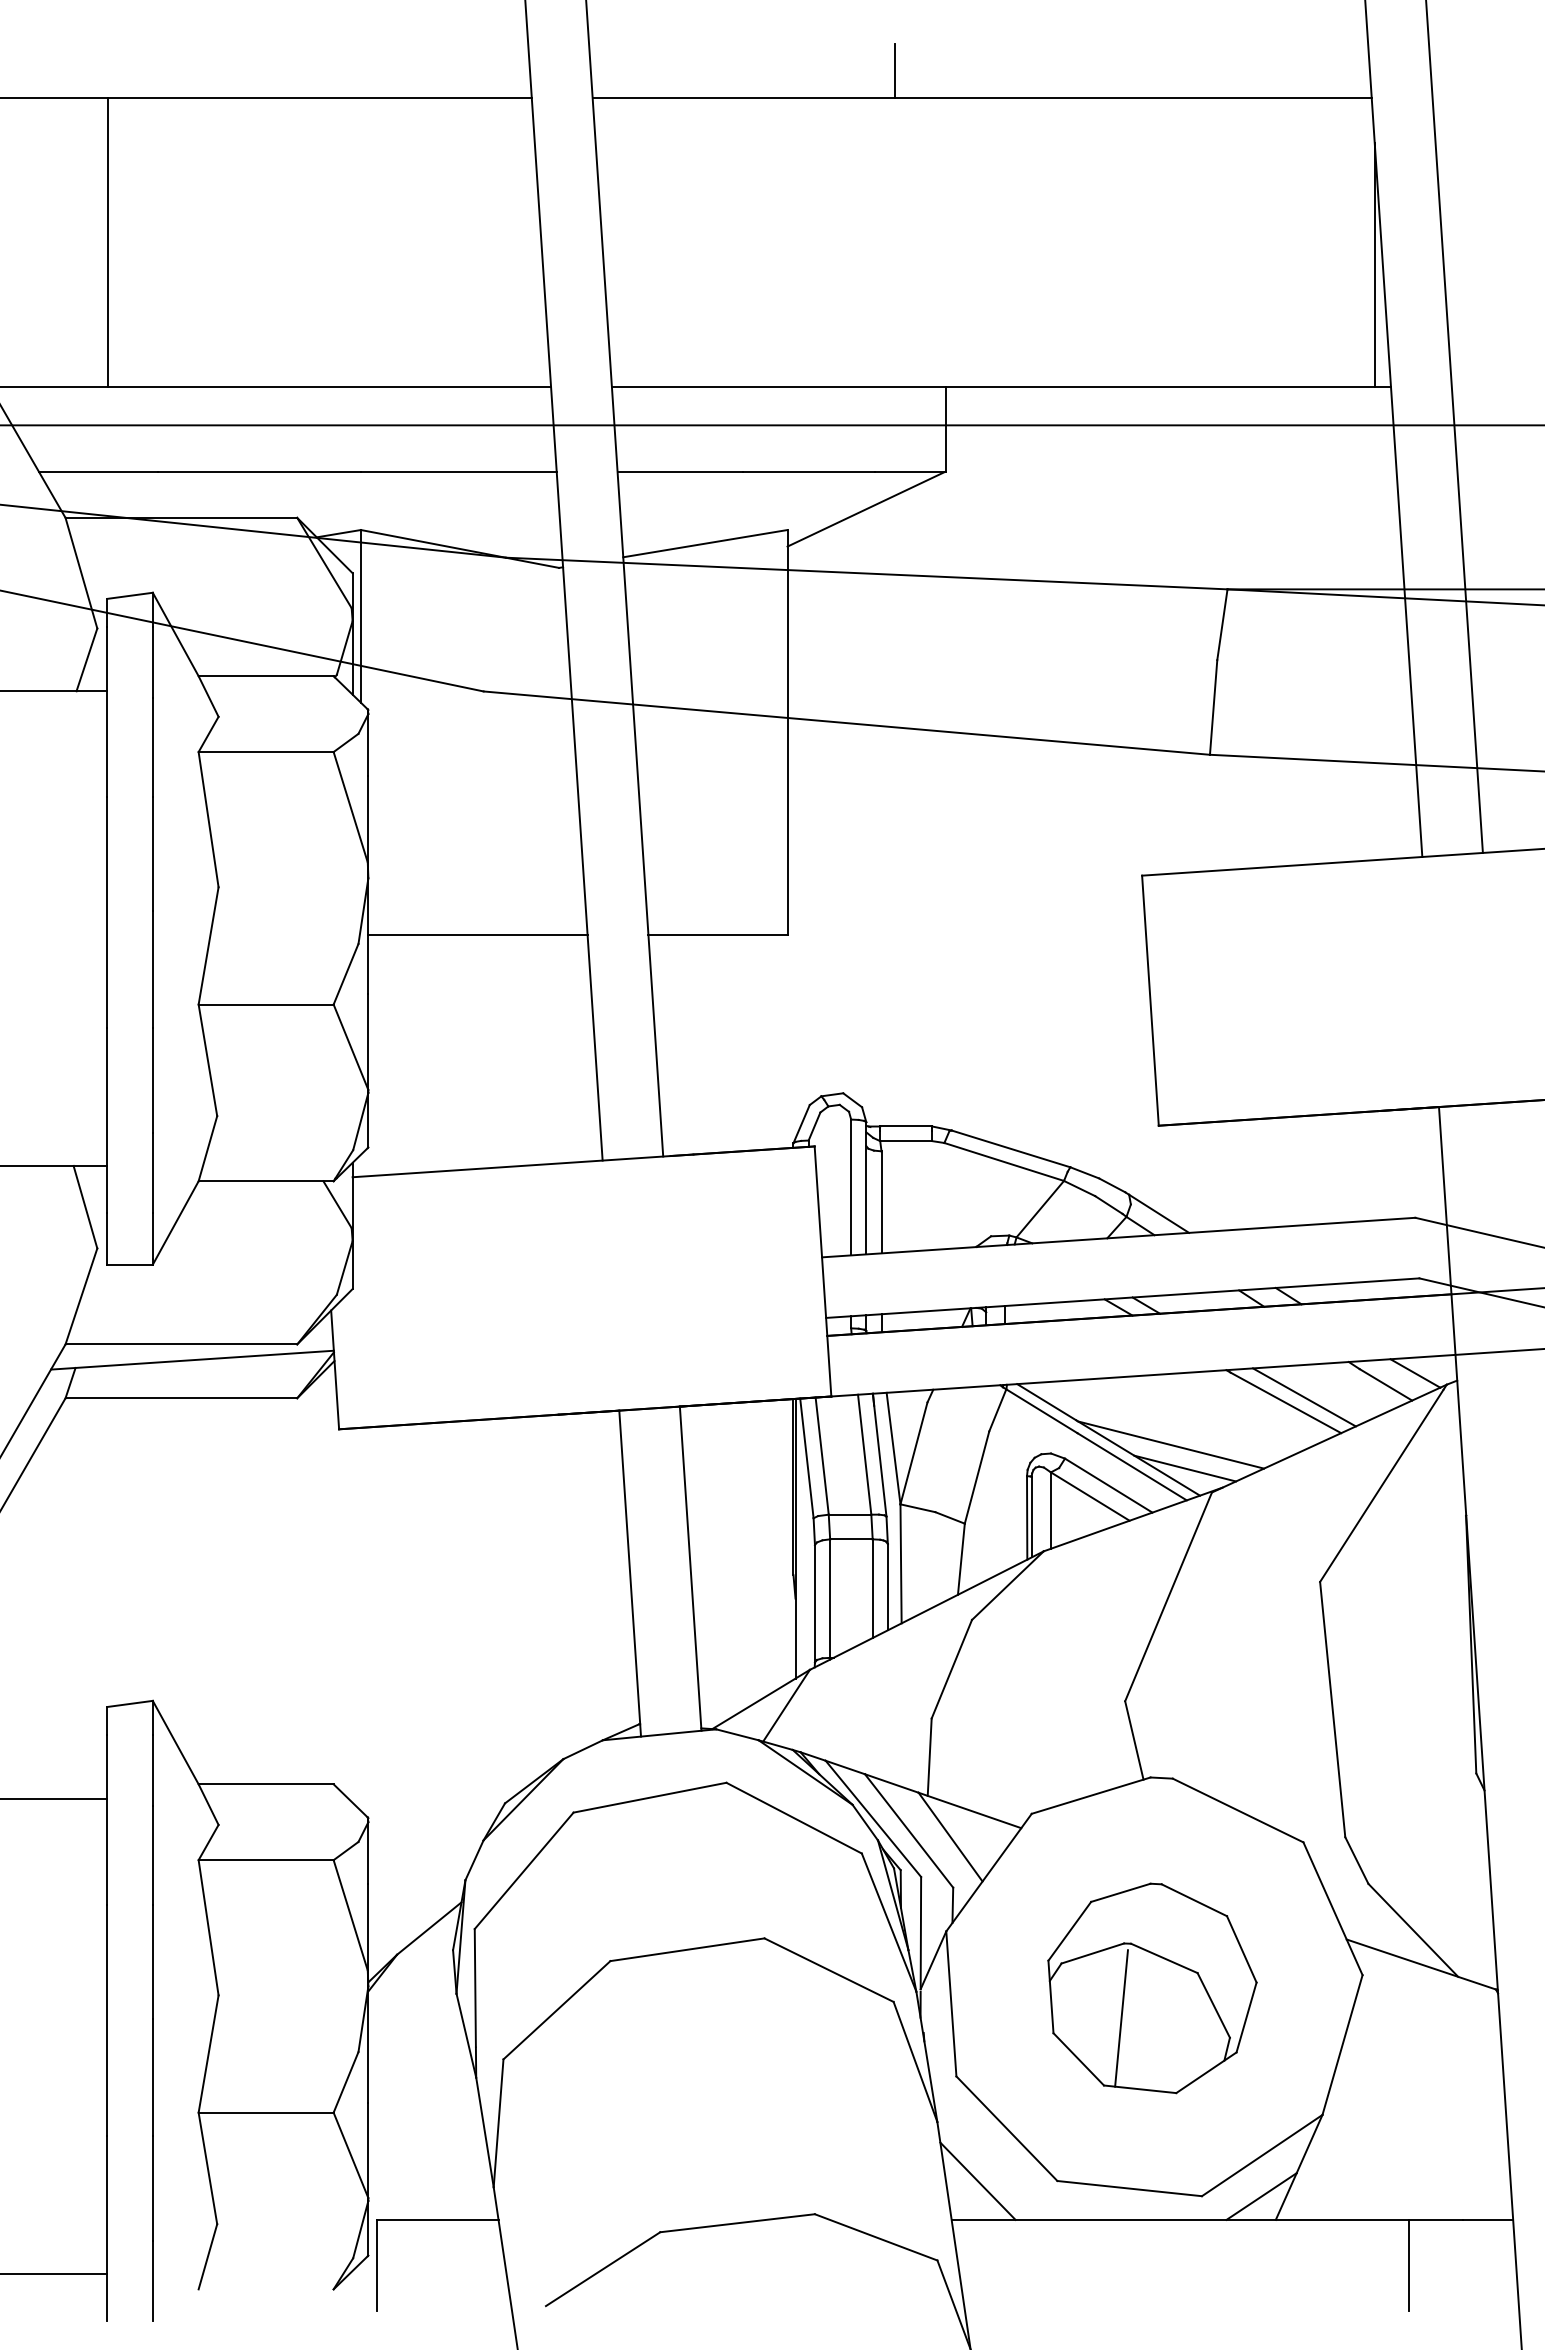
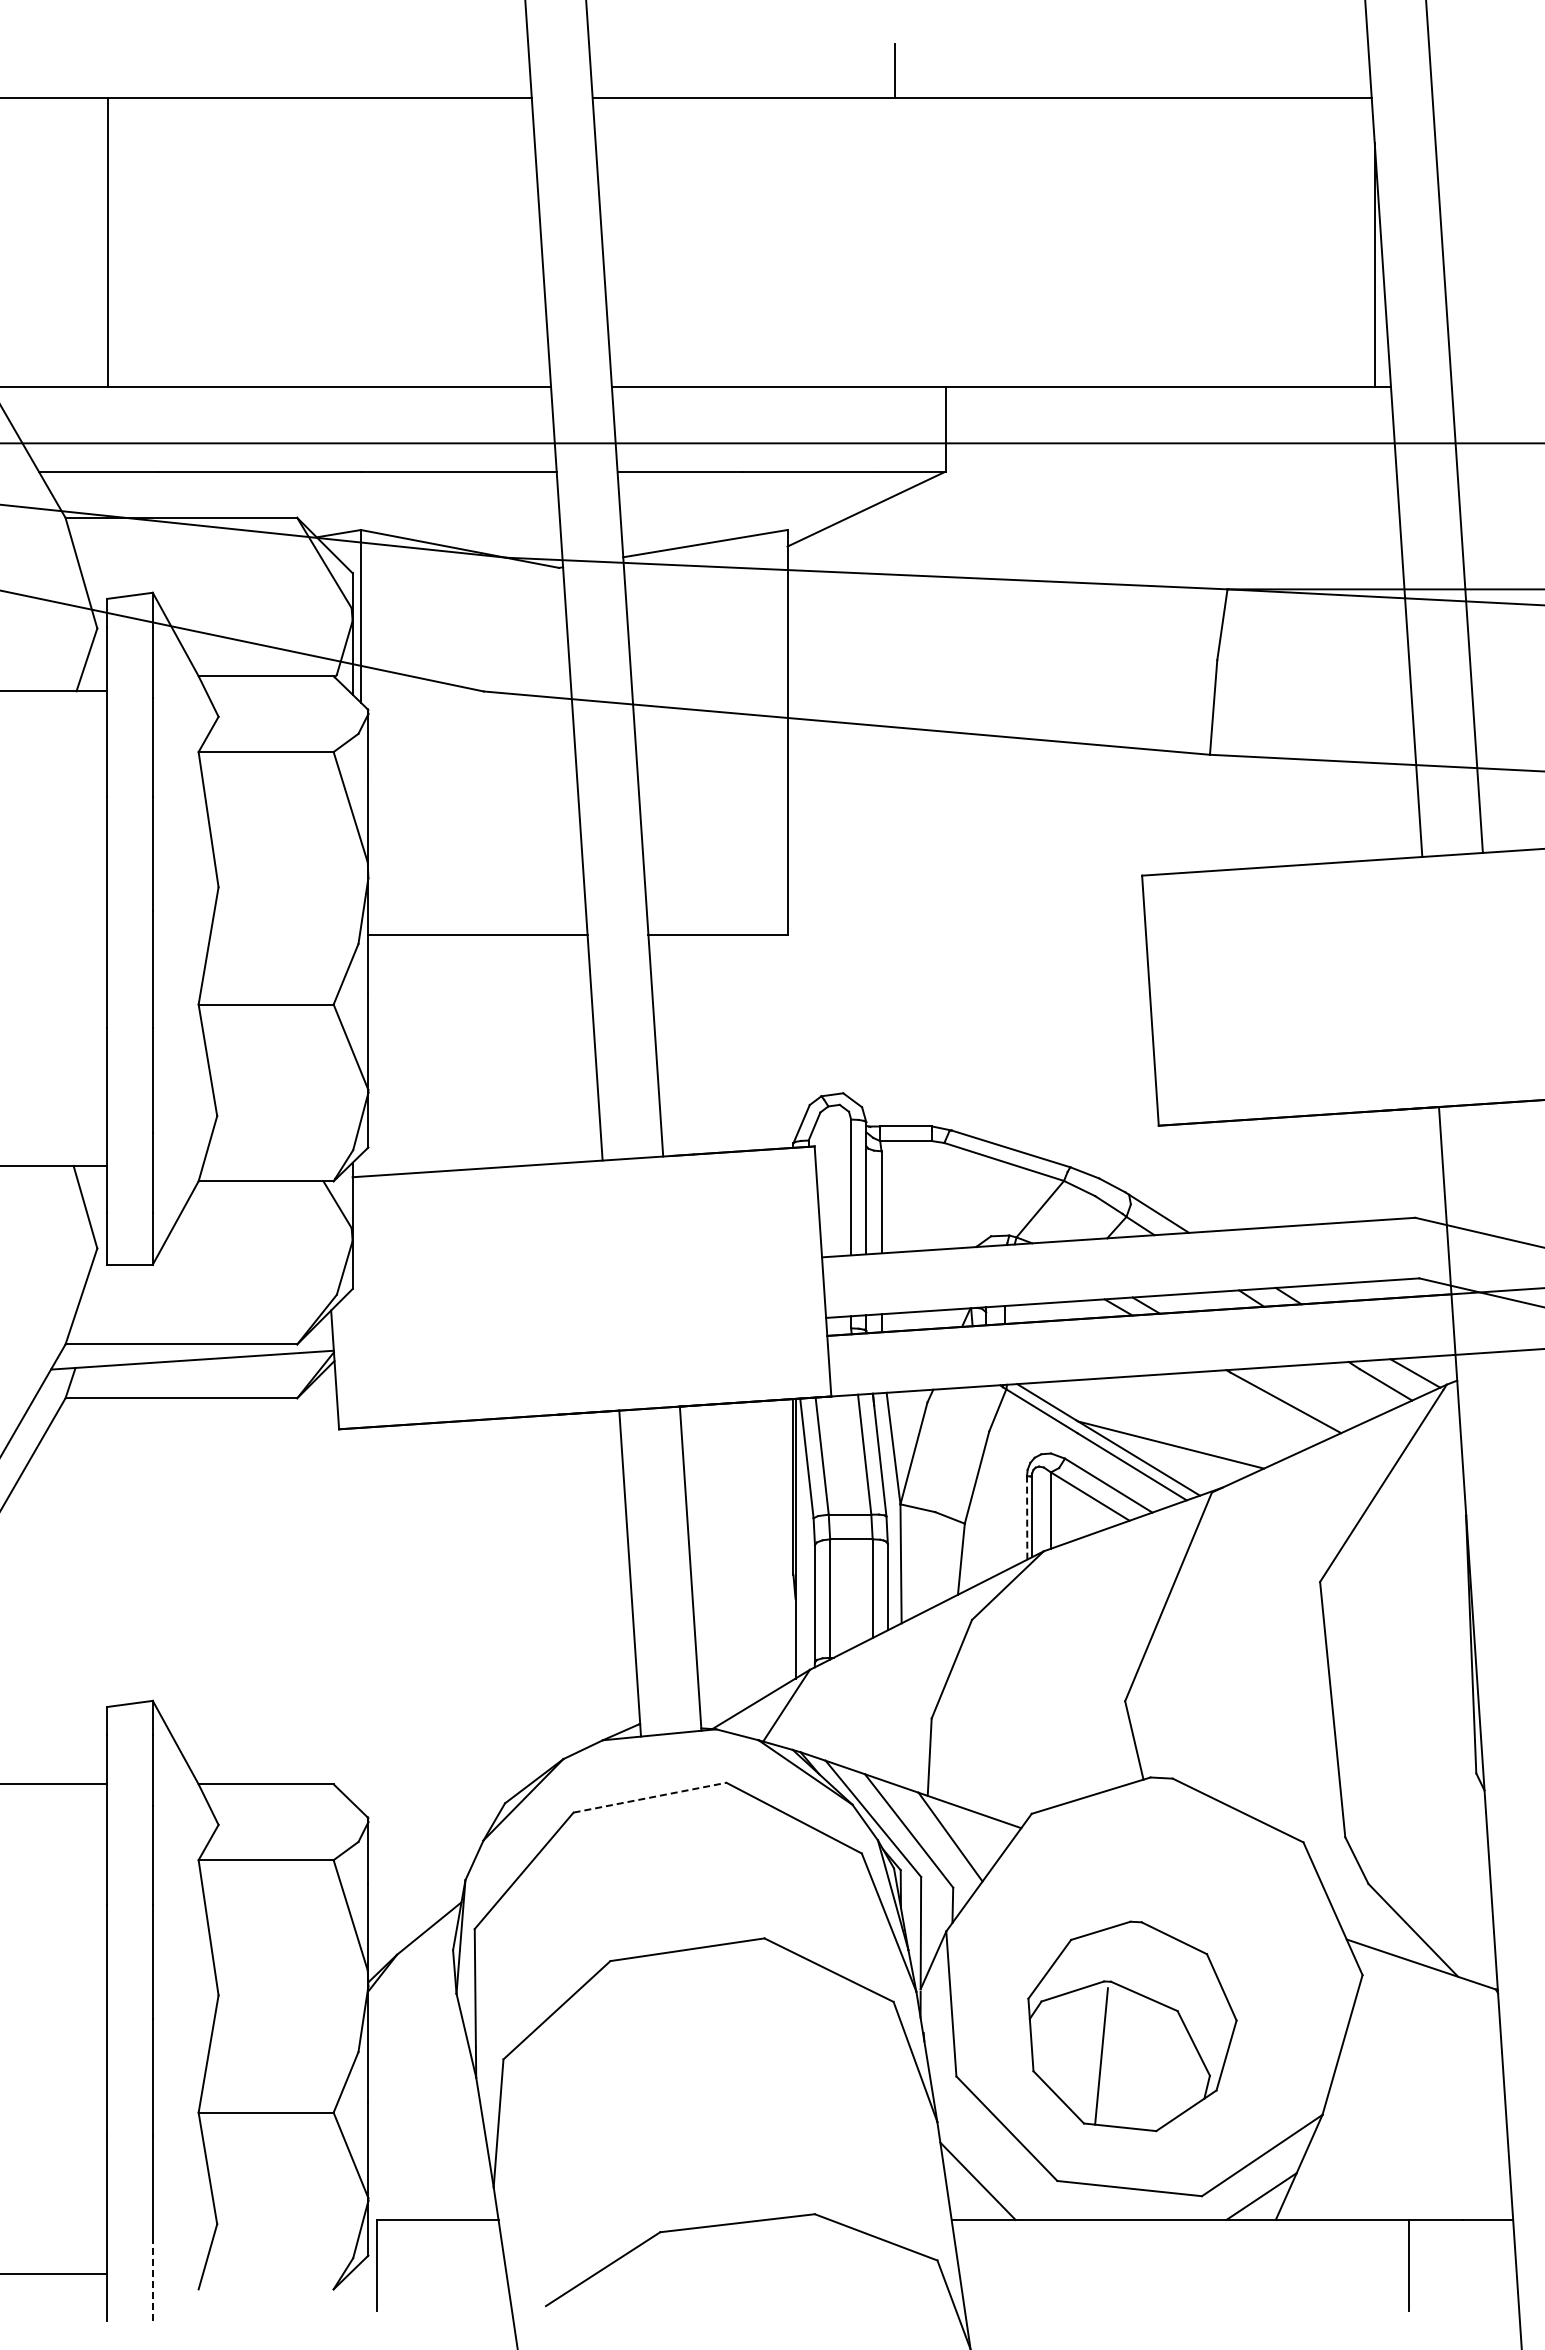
line position: (771, 425) -> (771, 443) (771, 443)
line: present -> none (1304, 1397)
line: present -> none (1185, 1468)
line: solid -> dashed (1027, 1517)
line: solid -> dashed (650, 1797)
line position: (54, 1799) -> (54, 1784) (54, 1784)
part position: (1152, 1988) -> (1132, 2026) (1132, 2026)
line: solid -> dashed (152, 2280)
